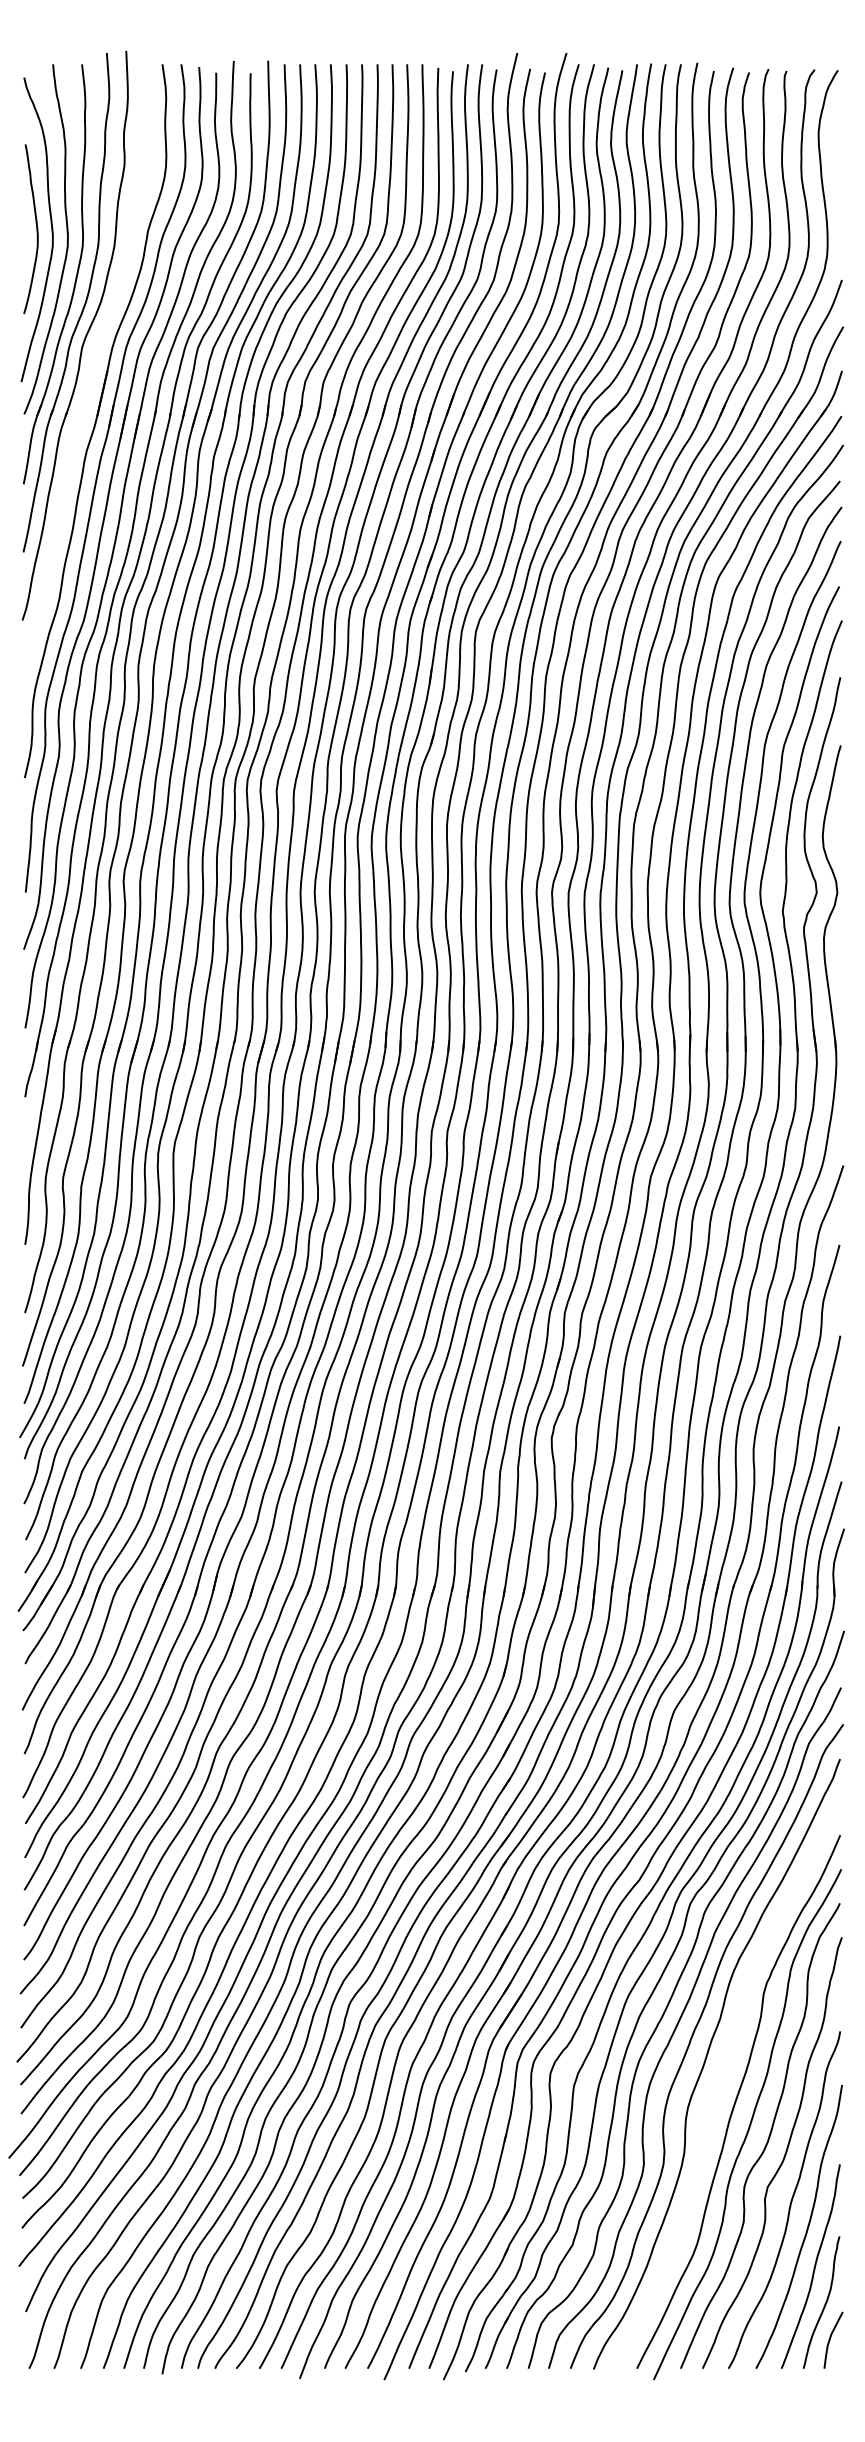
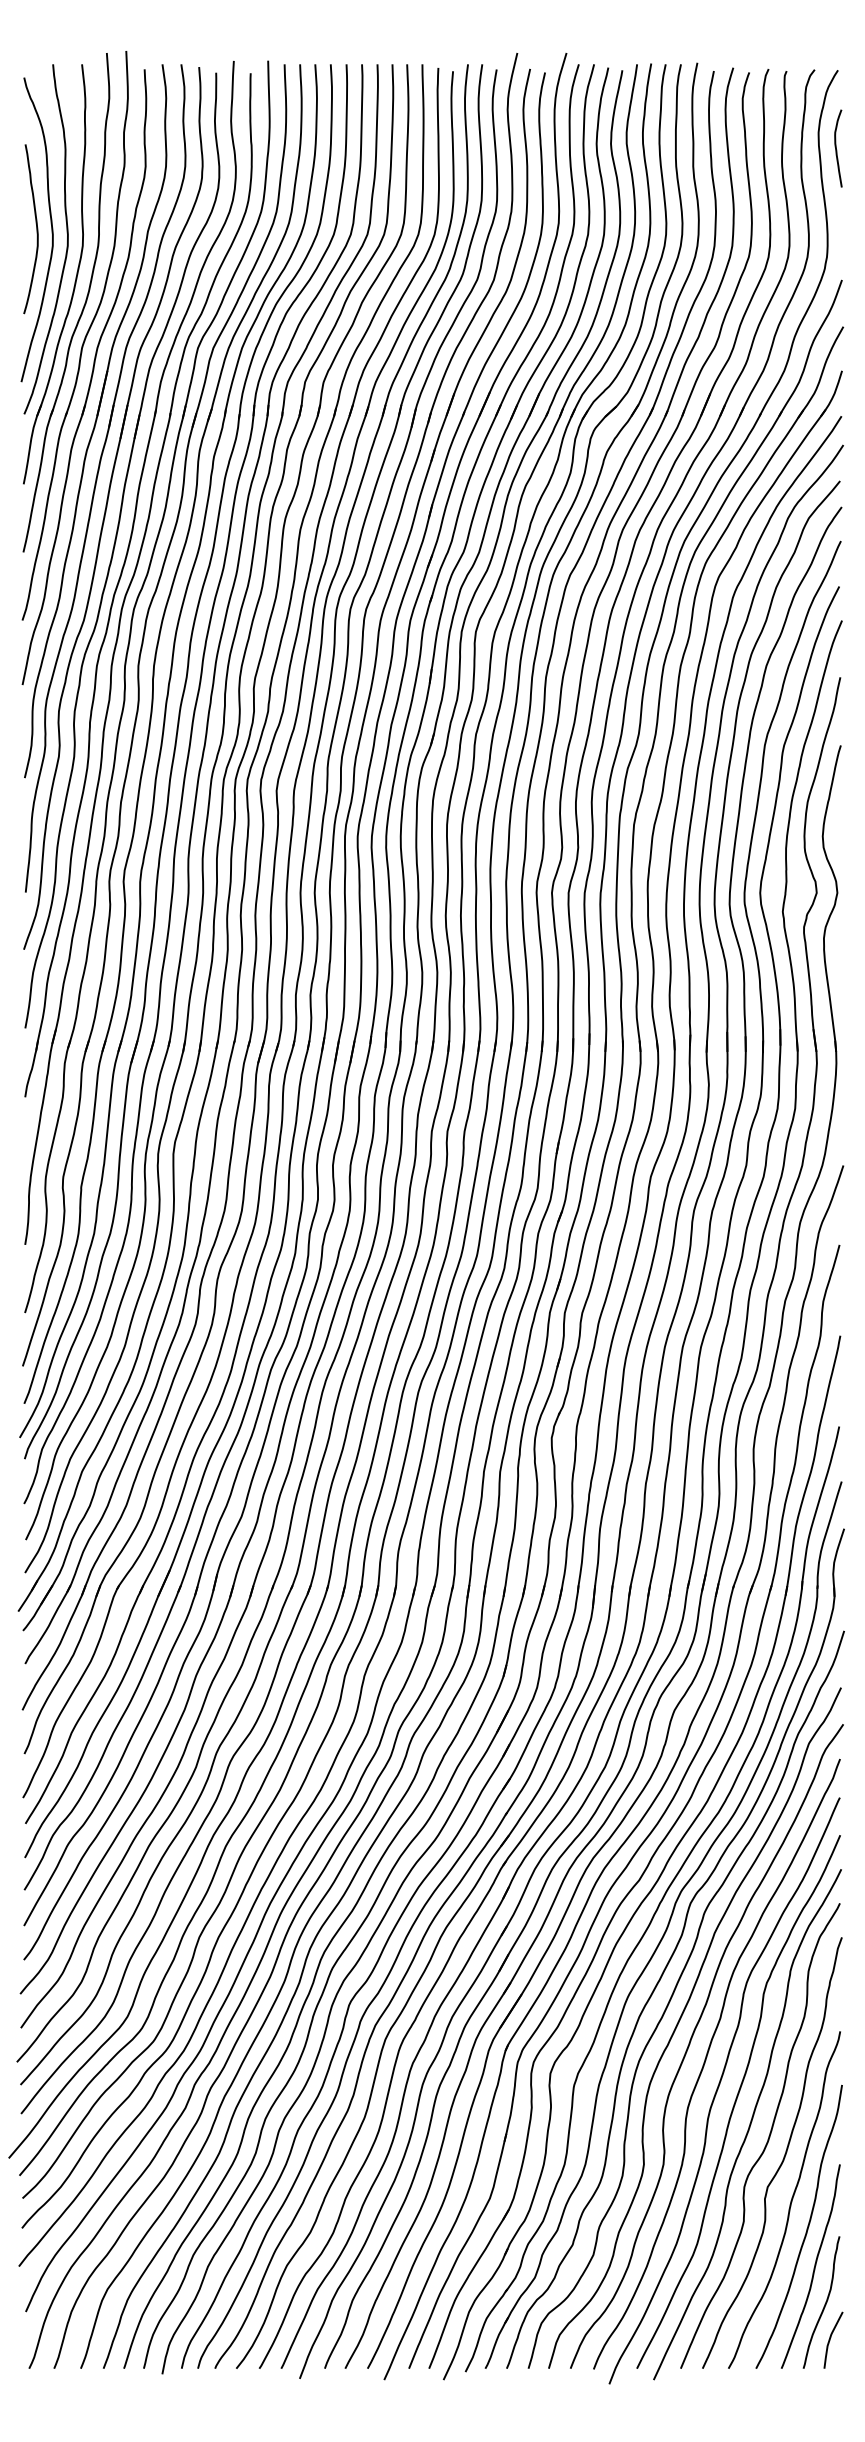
curve: none -> present (836, 148)
part: none -> present (84, 377)
curve: none -> present (719, 2087)
